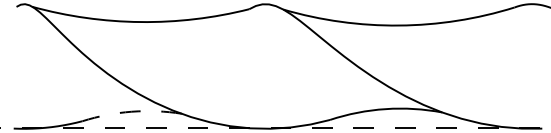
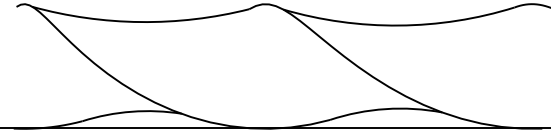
arc: dashed -> solid (131, 111)
line: dashed -> solid (275, 128)
